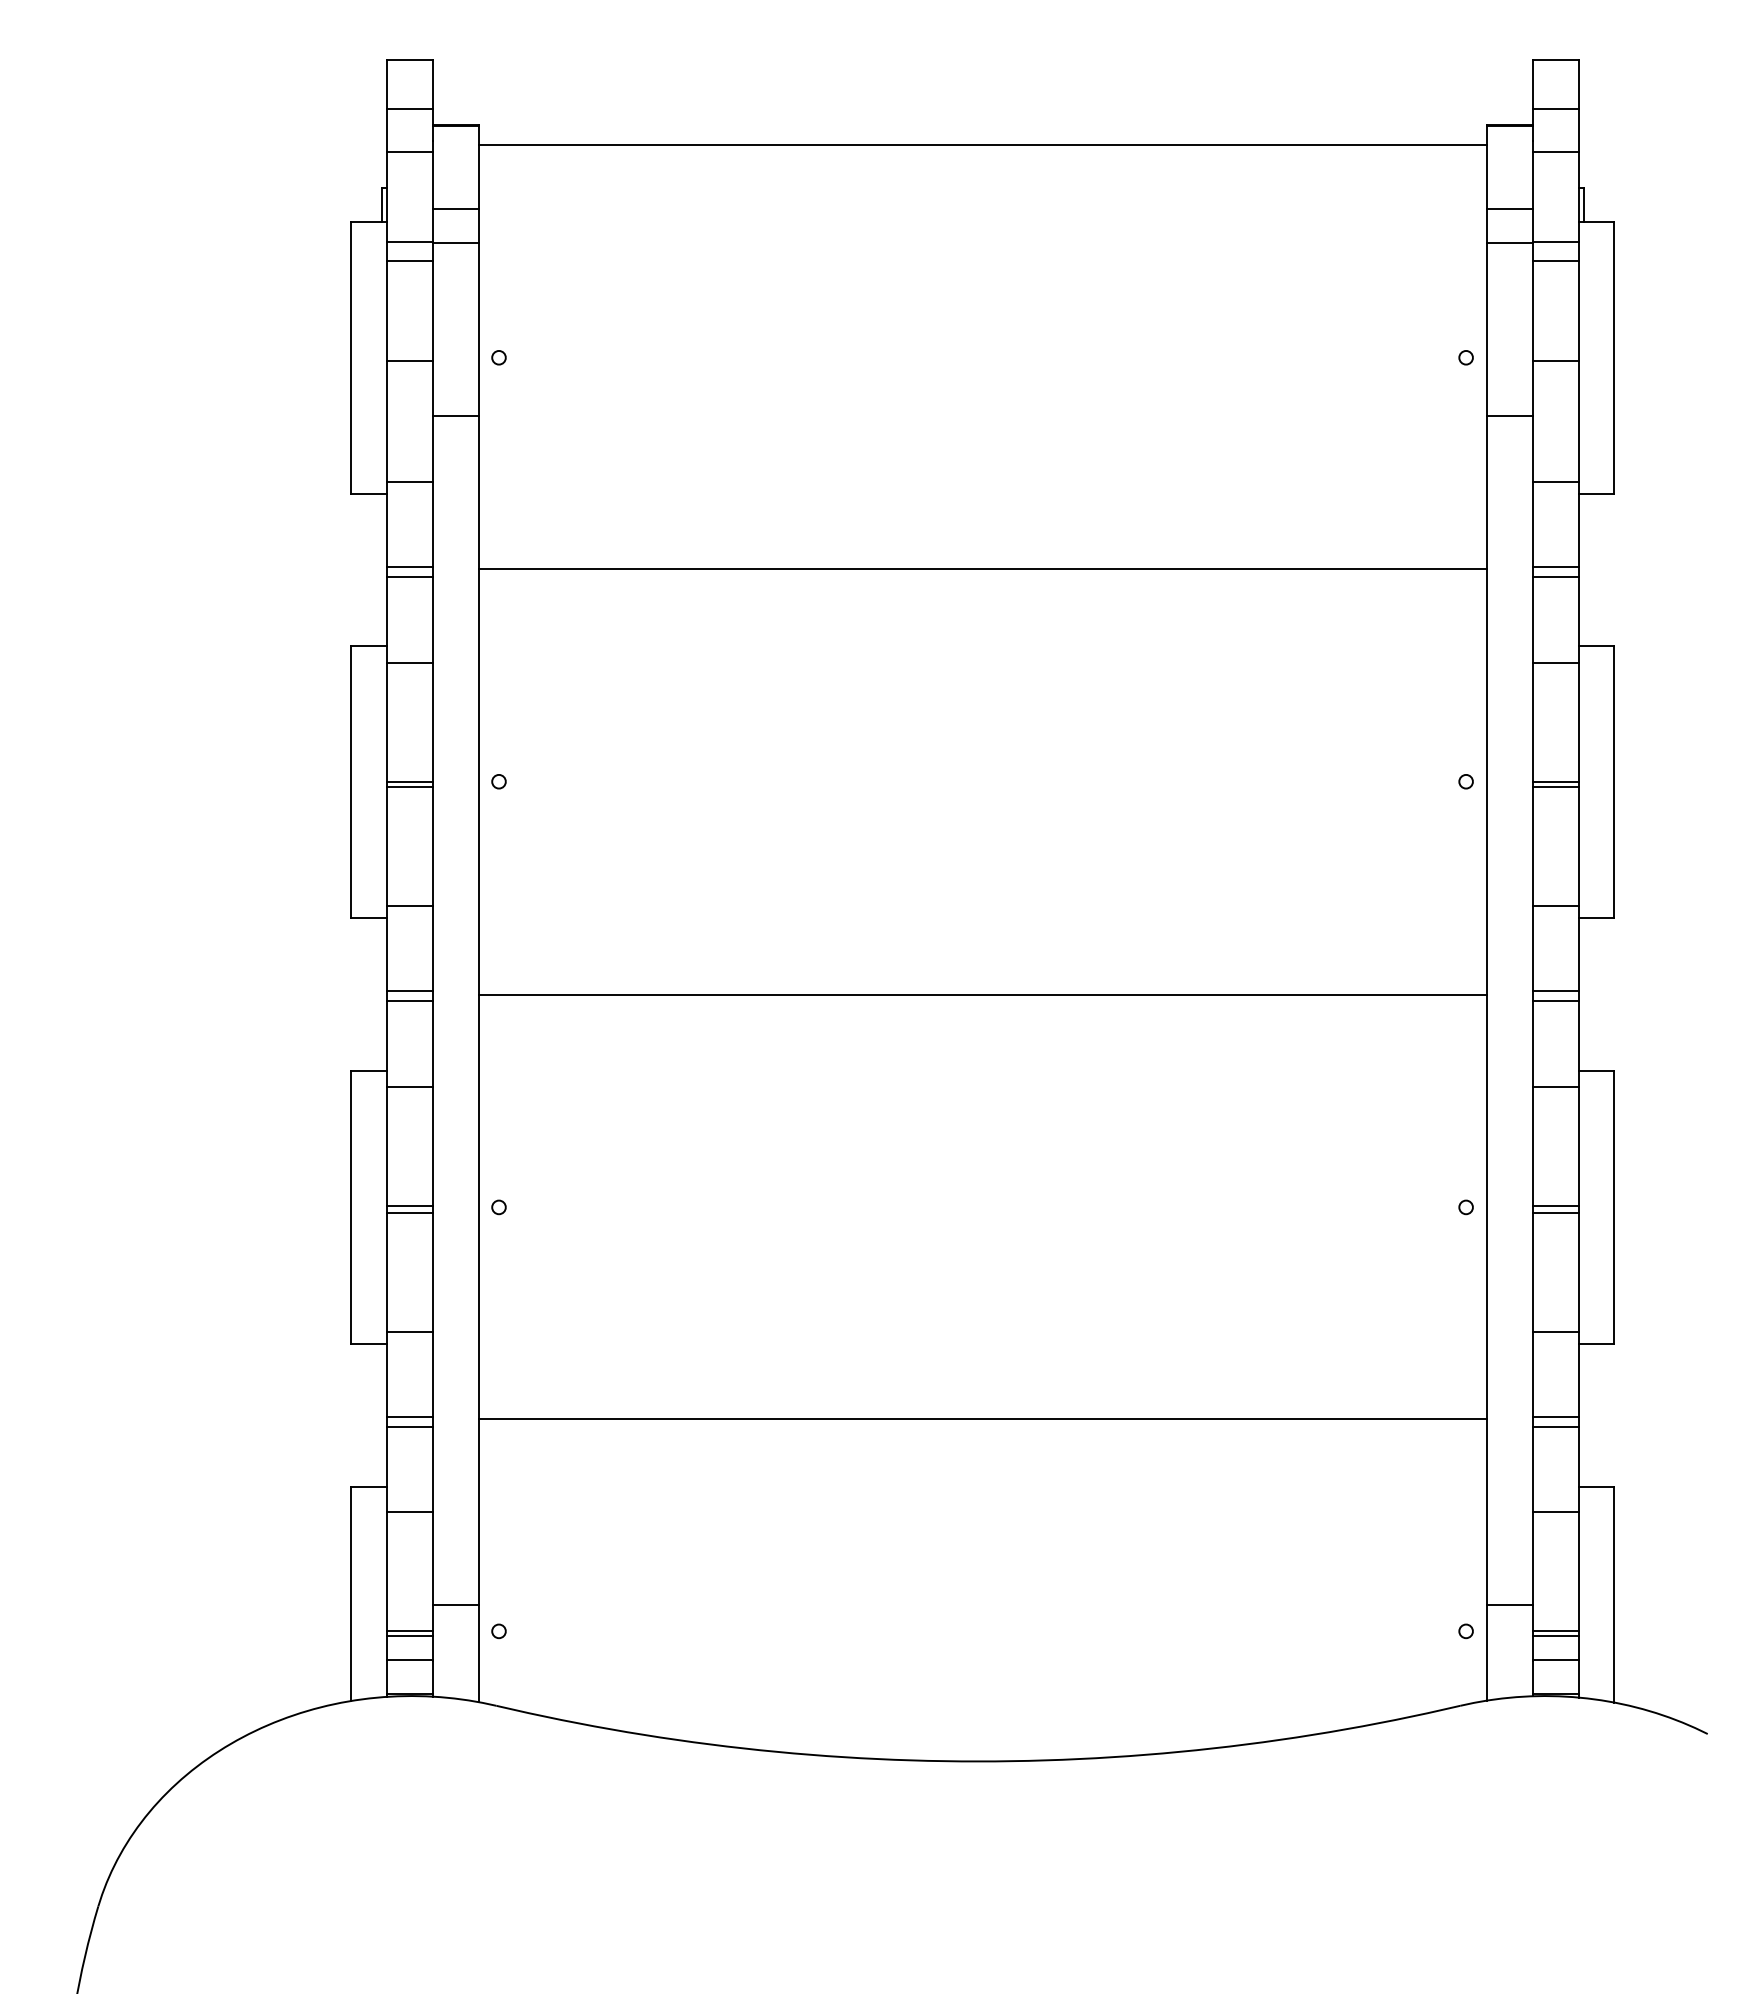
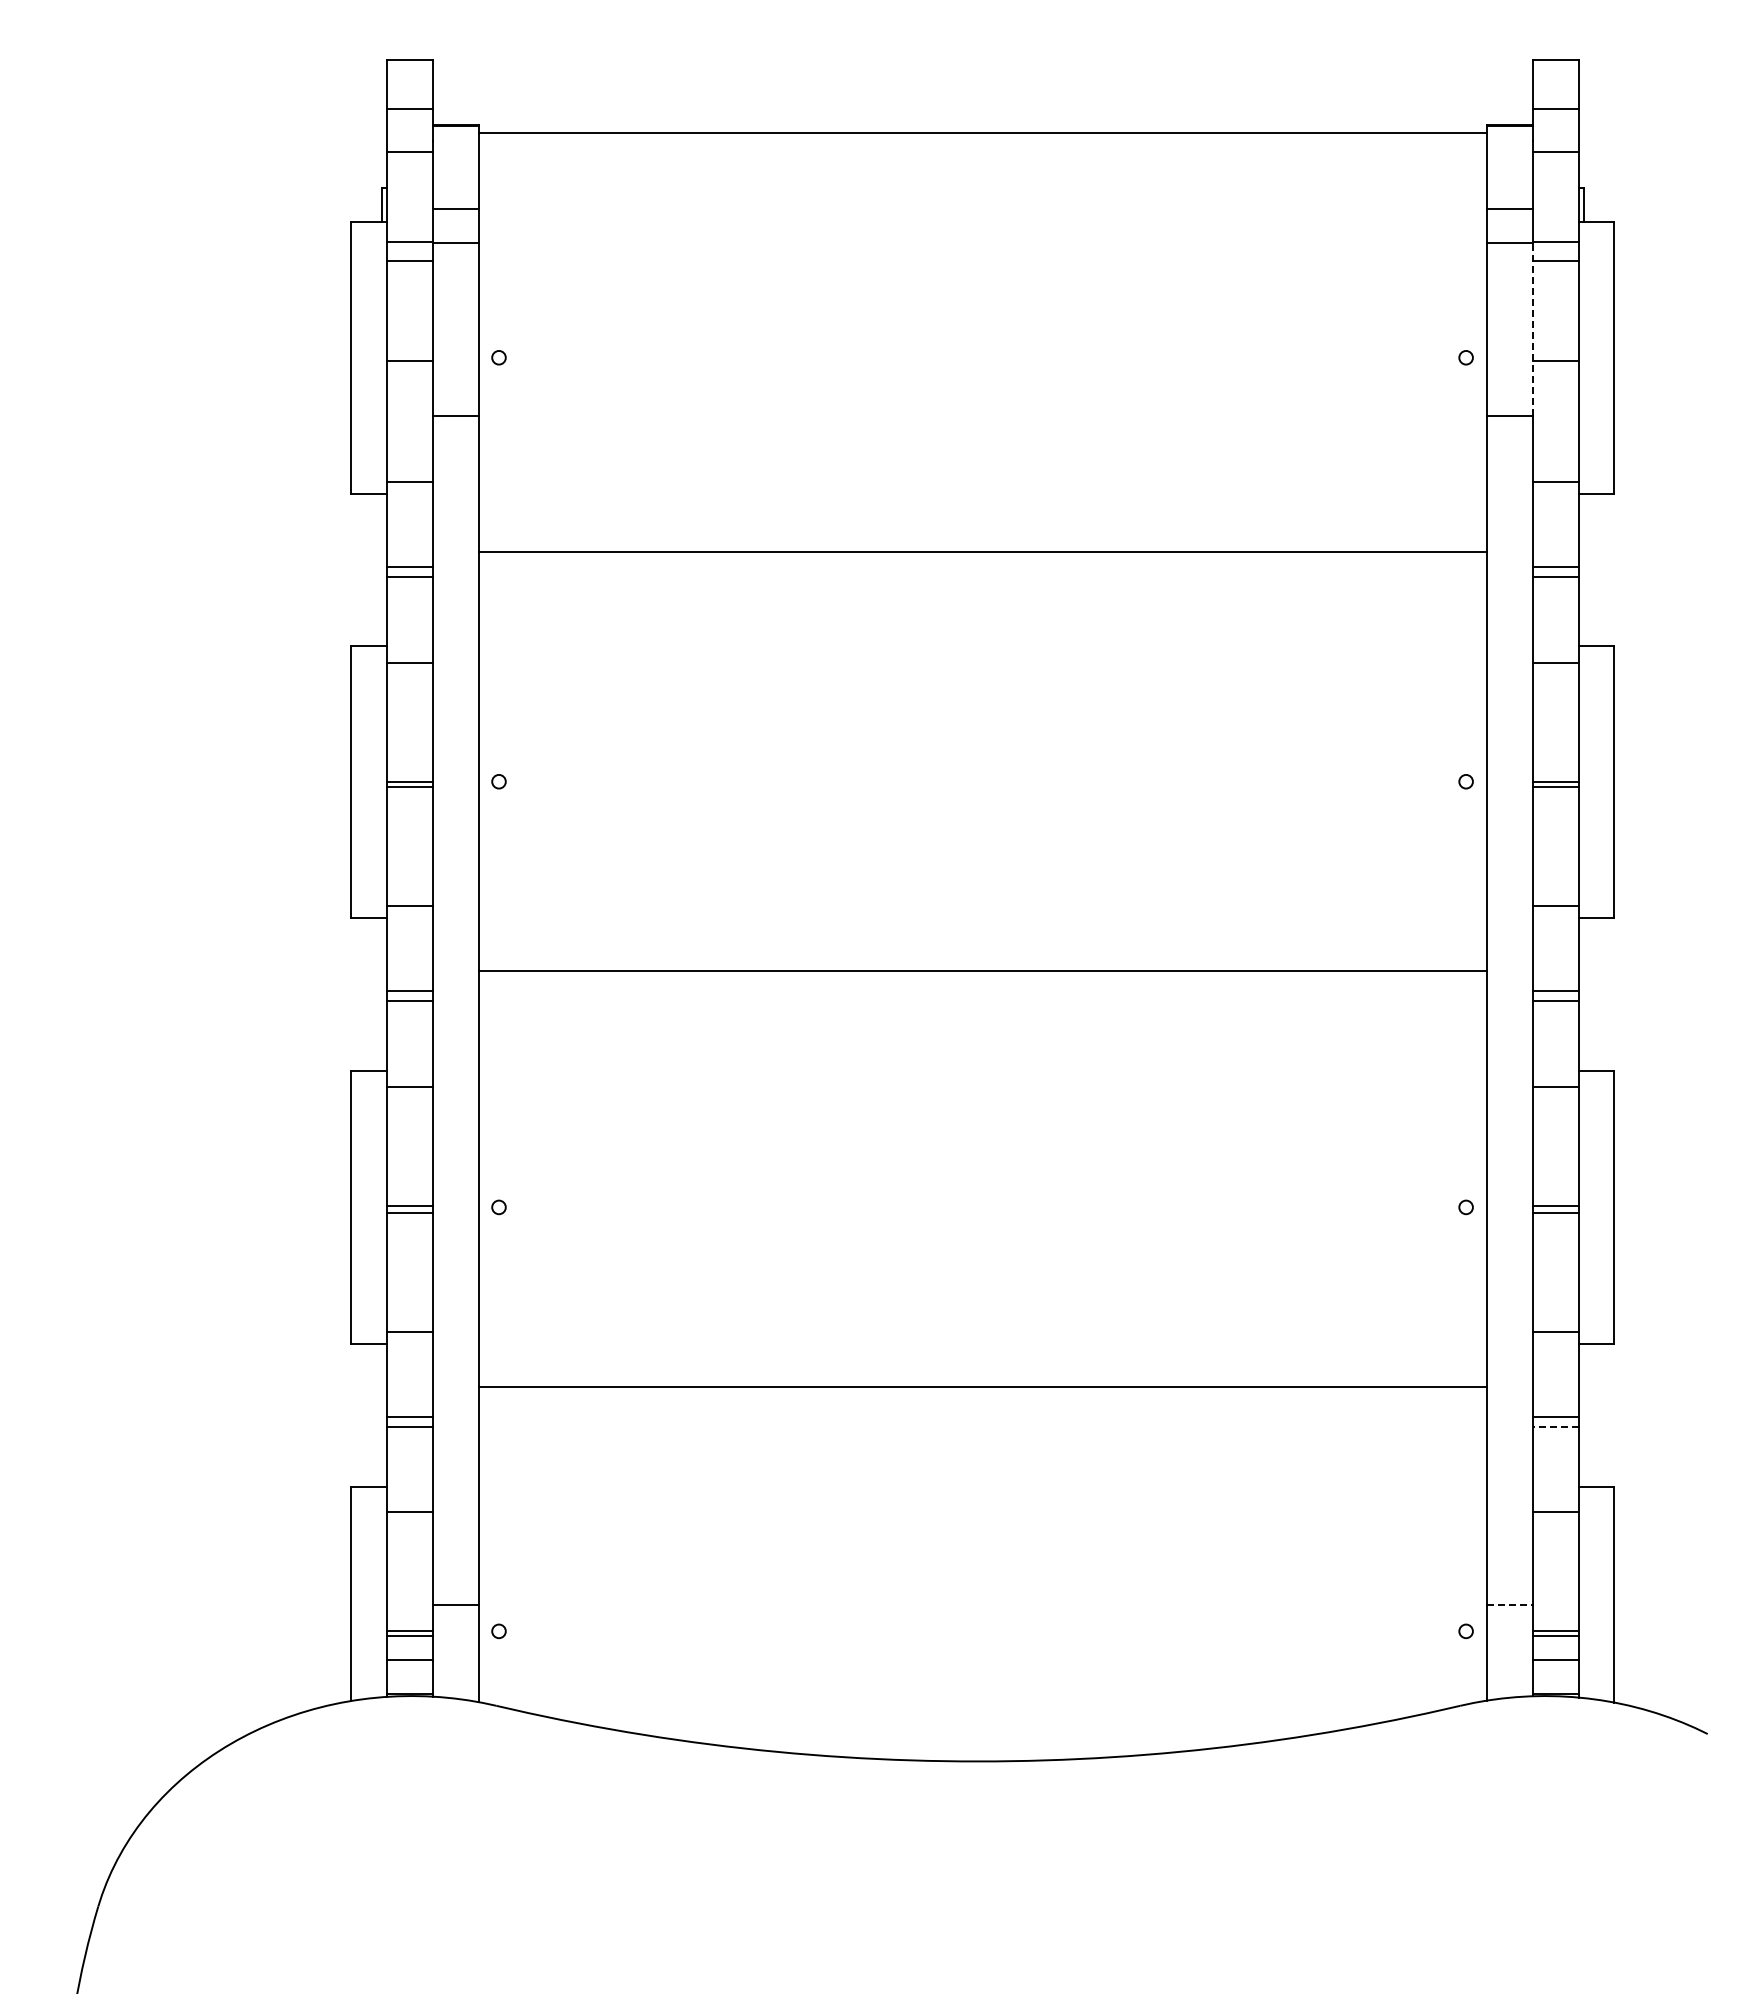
line position: (982, 144) -> (982, 132) (982, 132)
line: solid -> dashed (1532, 329)
line position: (982, 568) -> (982, 551) (982, 551)
line position: (982, 994) -> (982, 970) (982, 970)
line position: (982, 1418) -> (982, 1386) (982, 1386)
line: solid -> dashed (1555, 1427)
line: solid -> dashed (1509, 1604)
